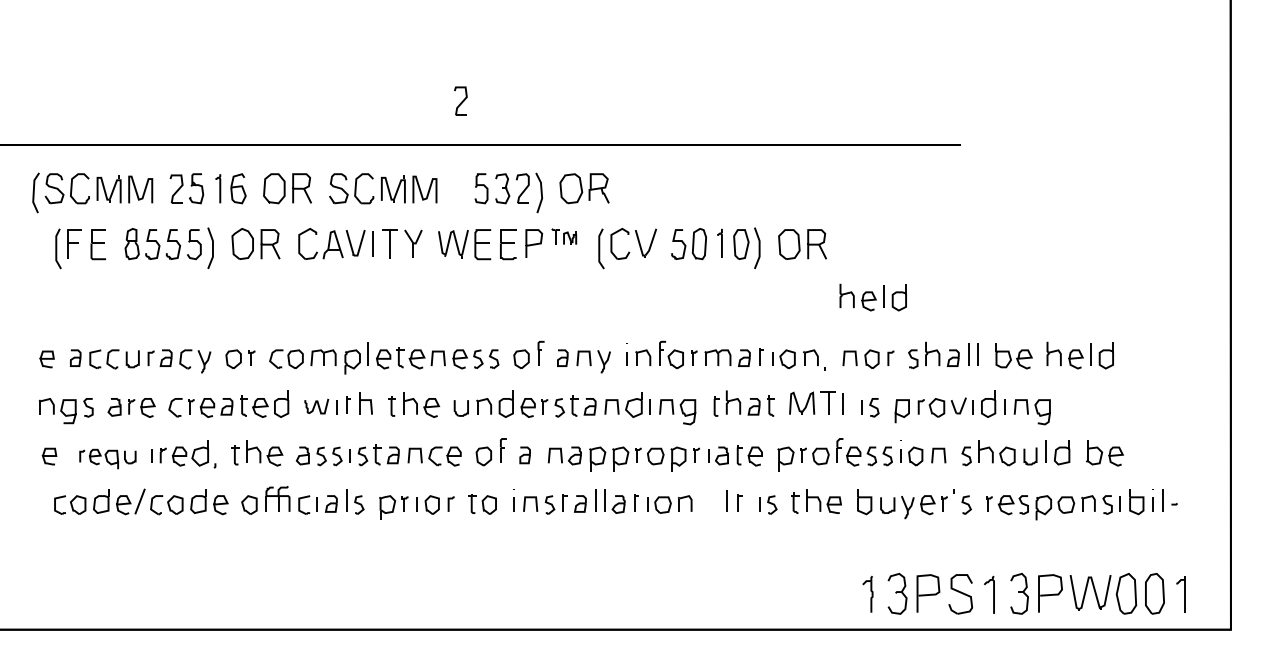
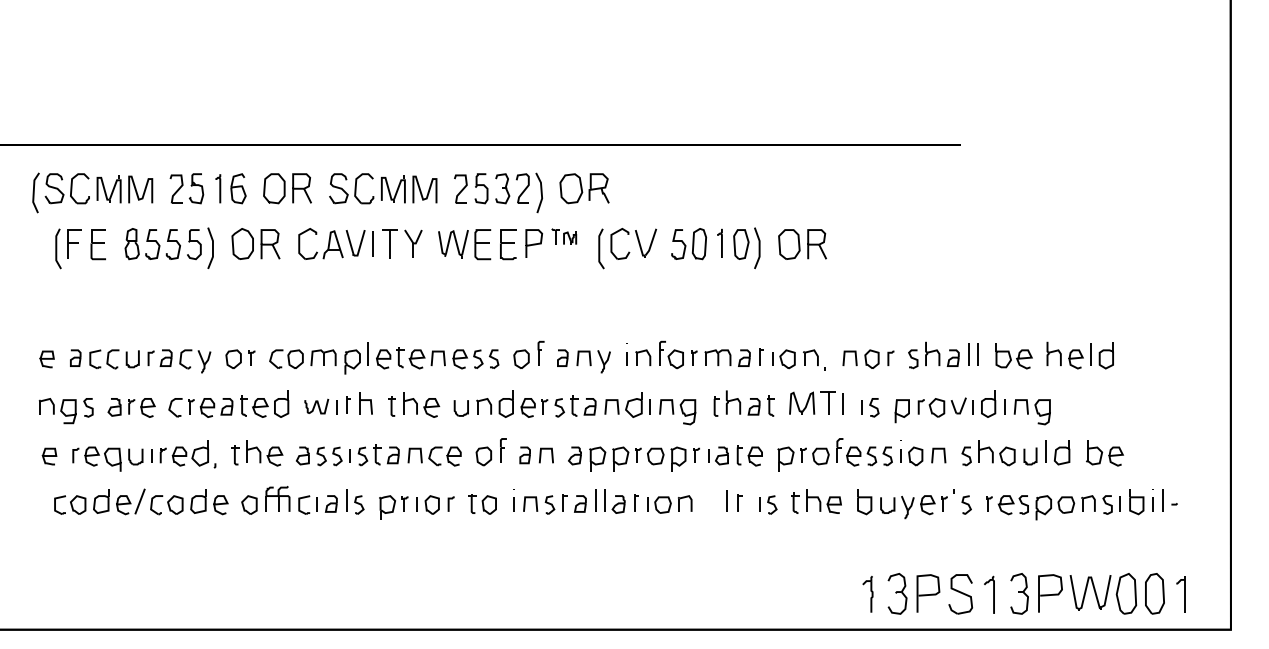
part position: (460, 100) -> (460, 188) (460, 188)
part: present -> none (872, 297)
line position: (550, 455) -> (541, 455) (541, 455)
part size: 58x22 px -> 72x26 px (107, 458)
